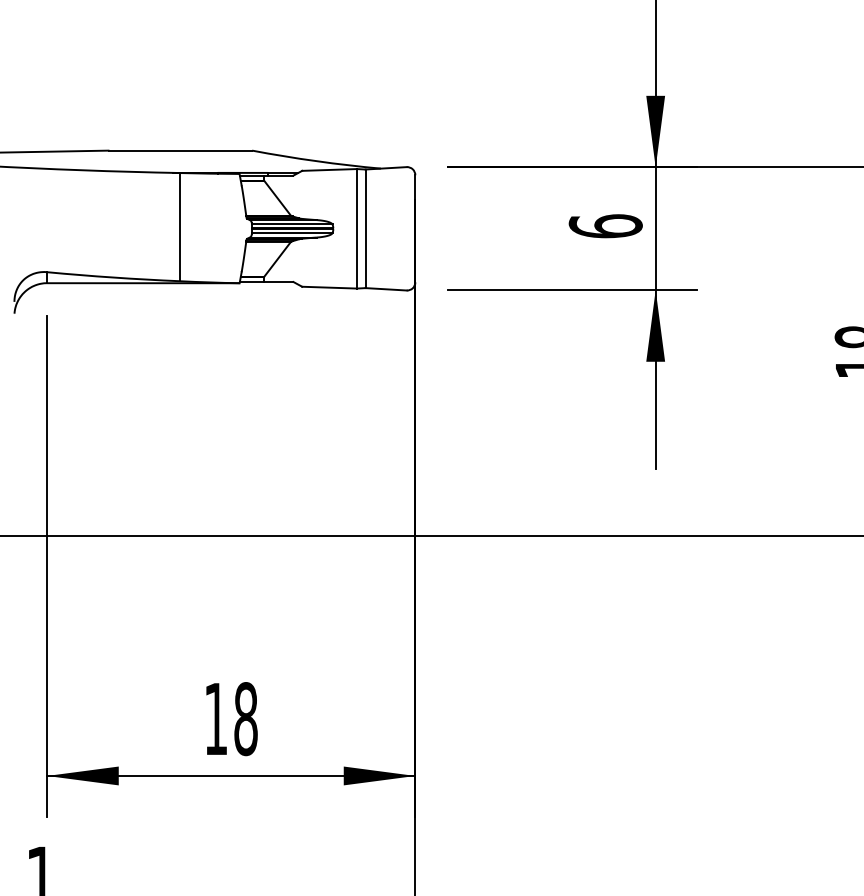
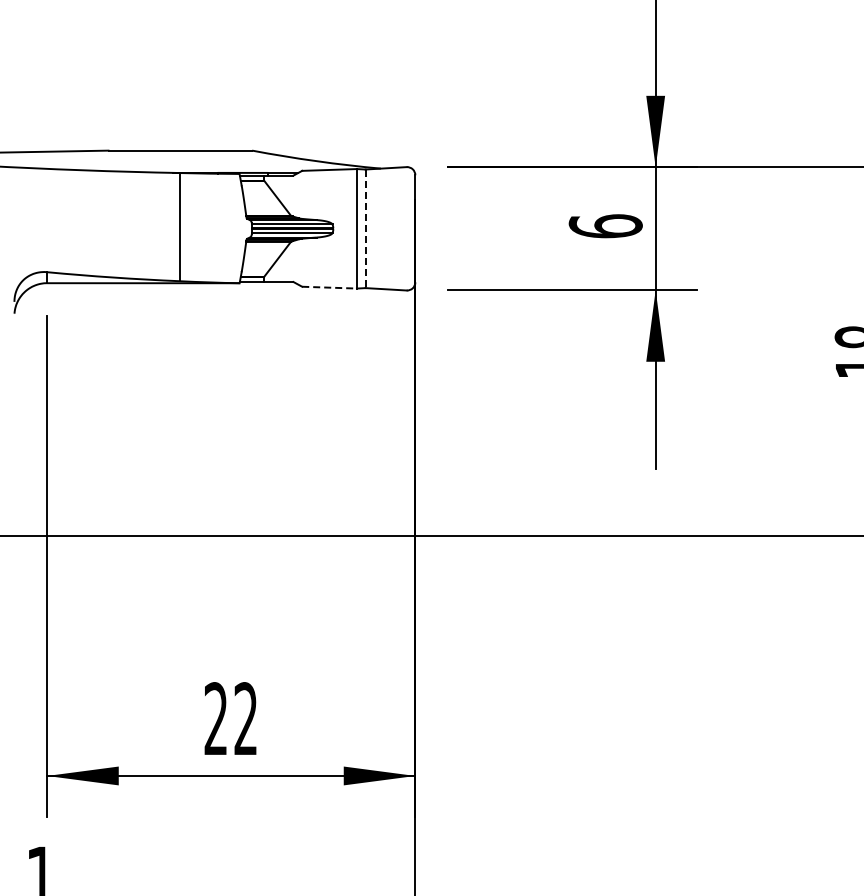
line: solid -> dashed (365, 229)
line: solid -> dashed (330, 287)
text: 18 -> 22 (230, 719)
